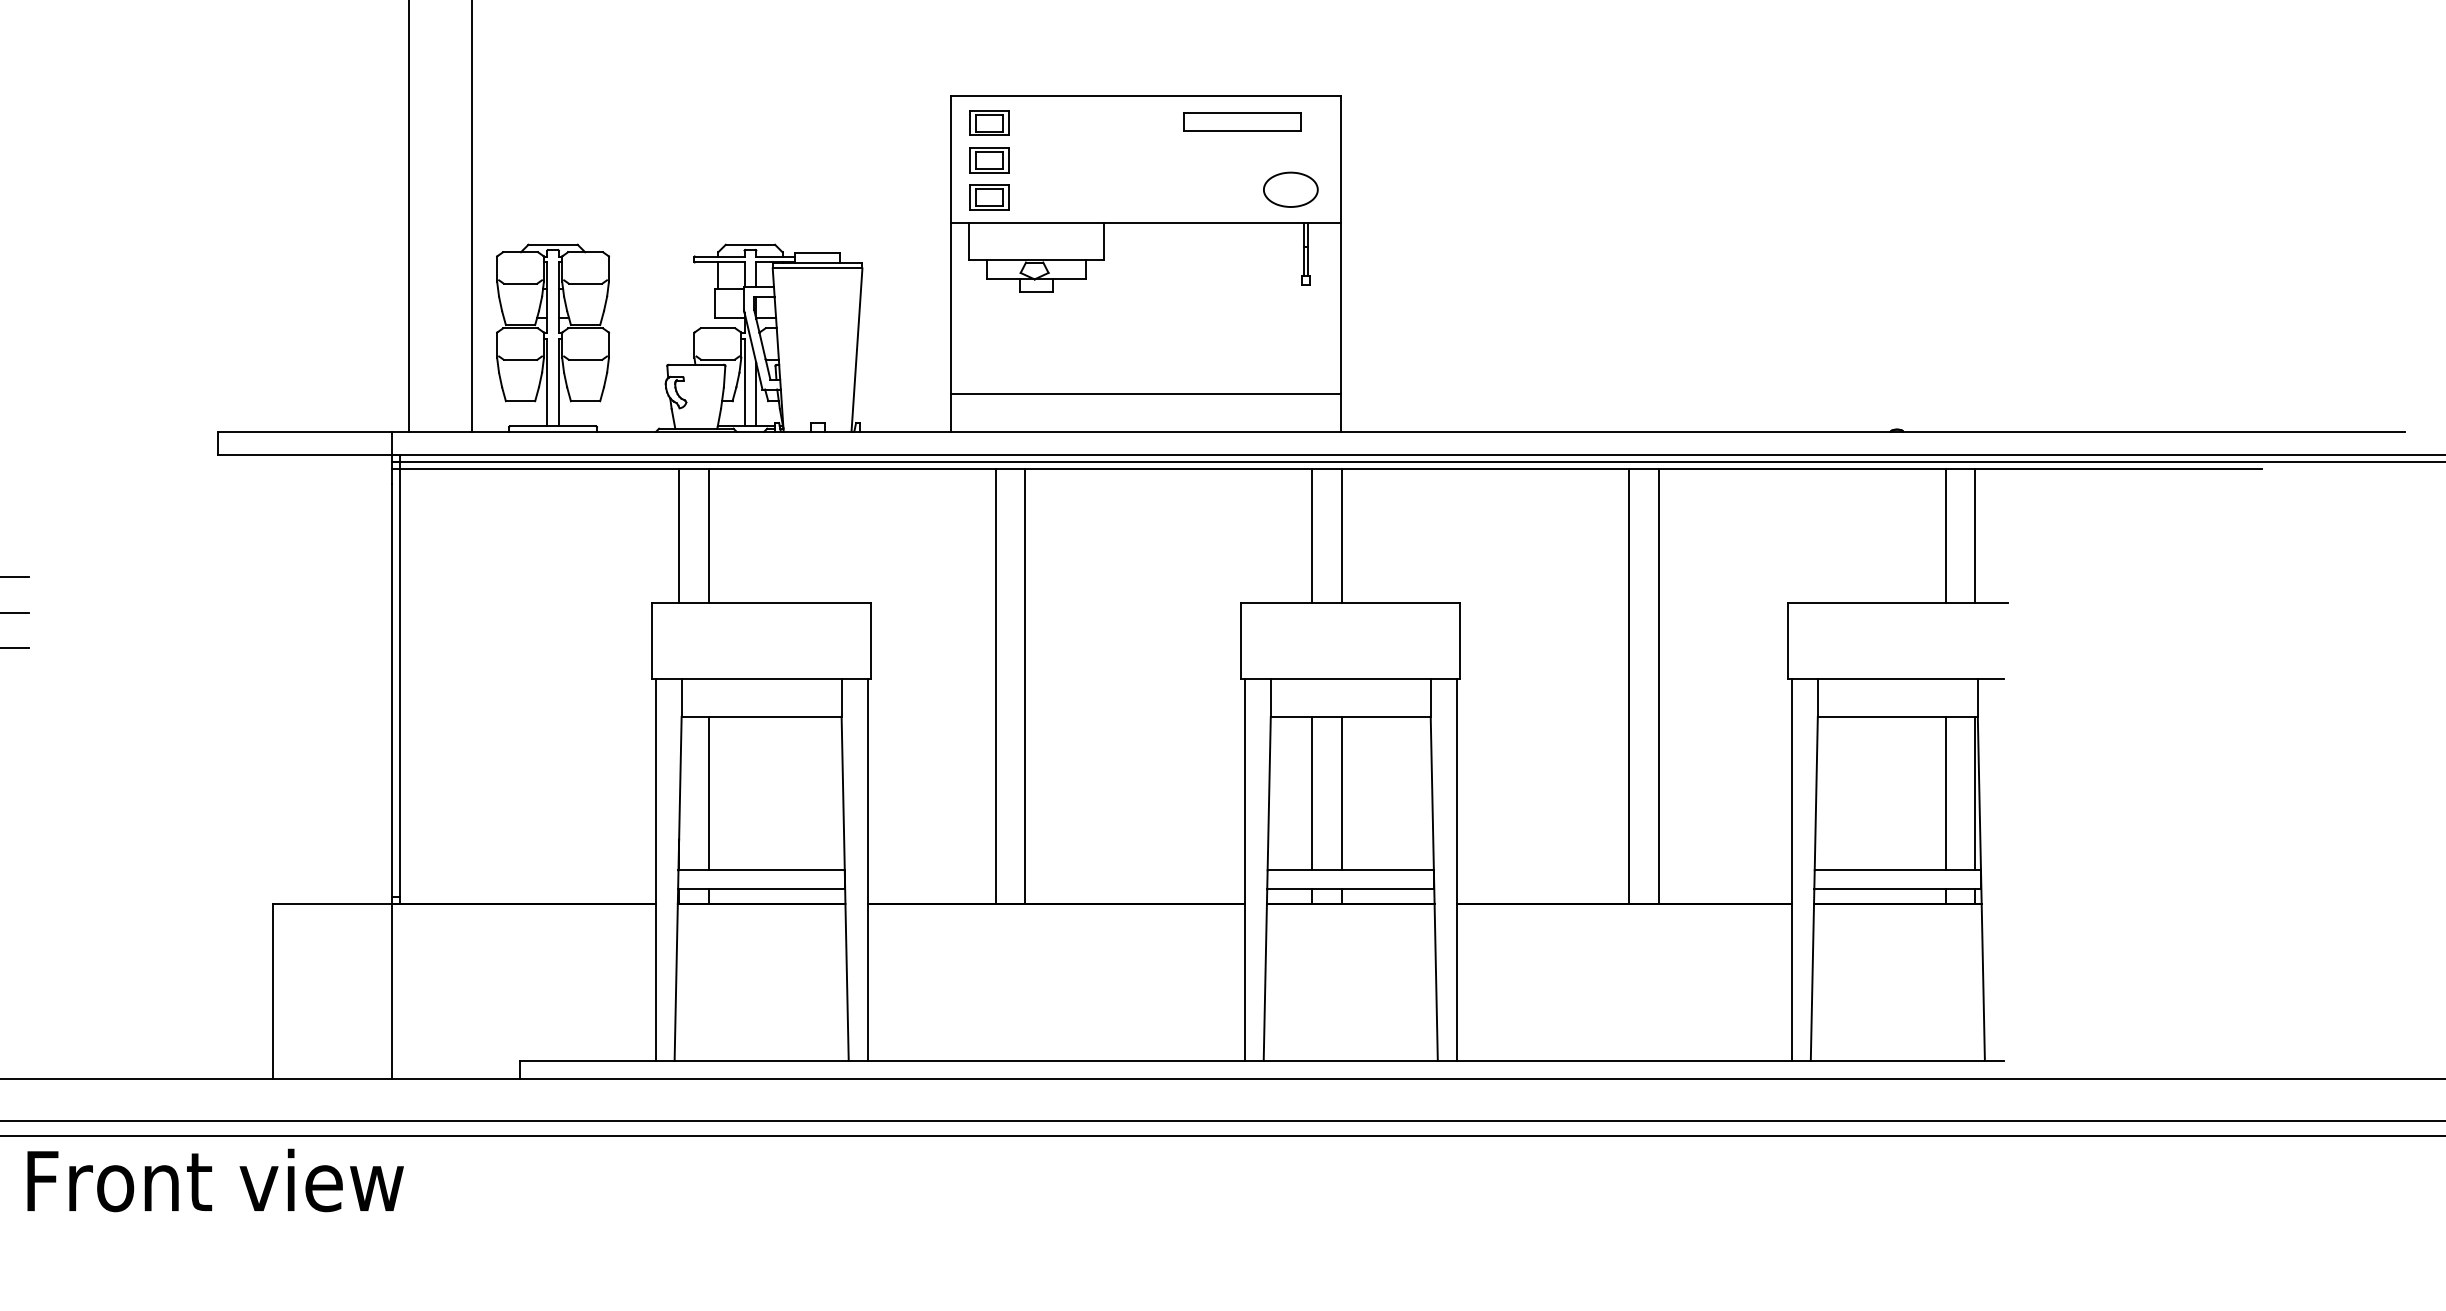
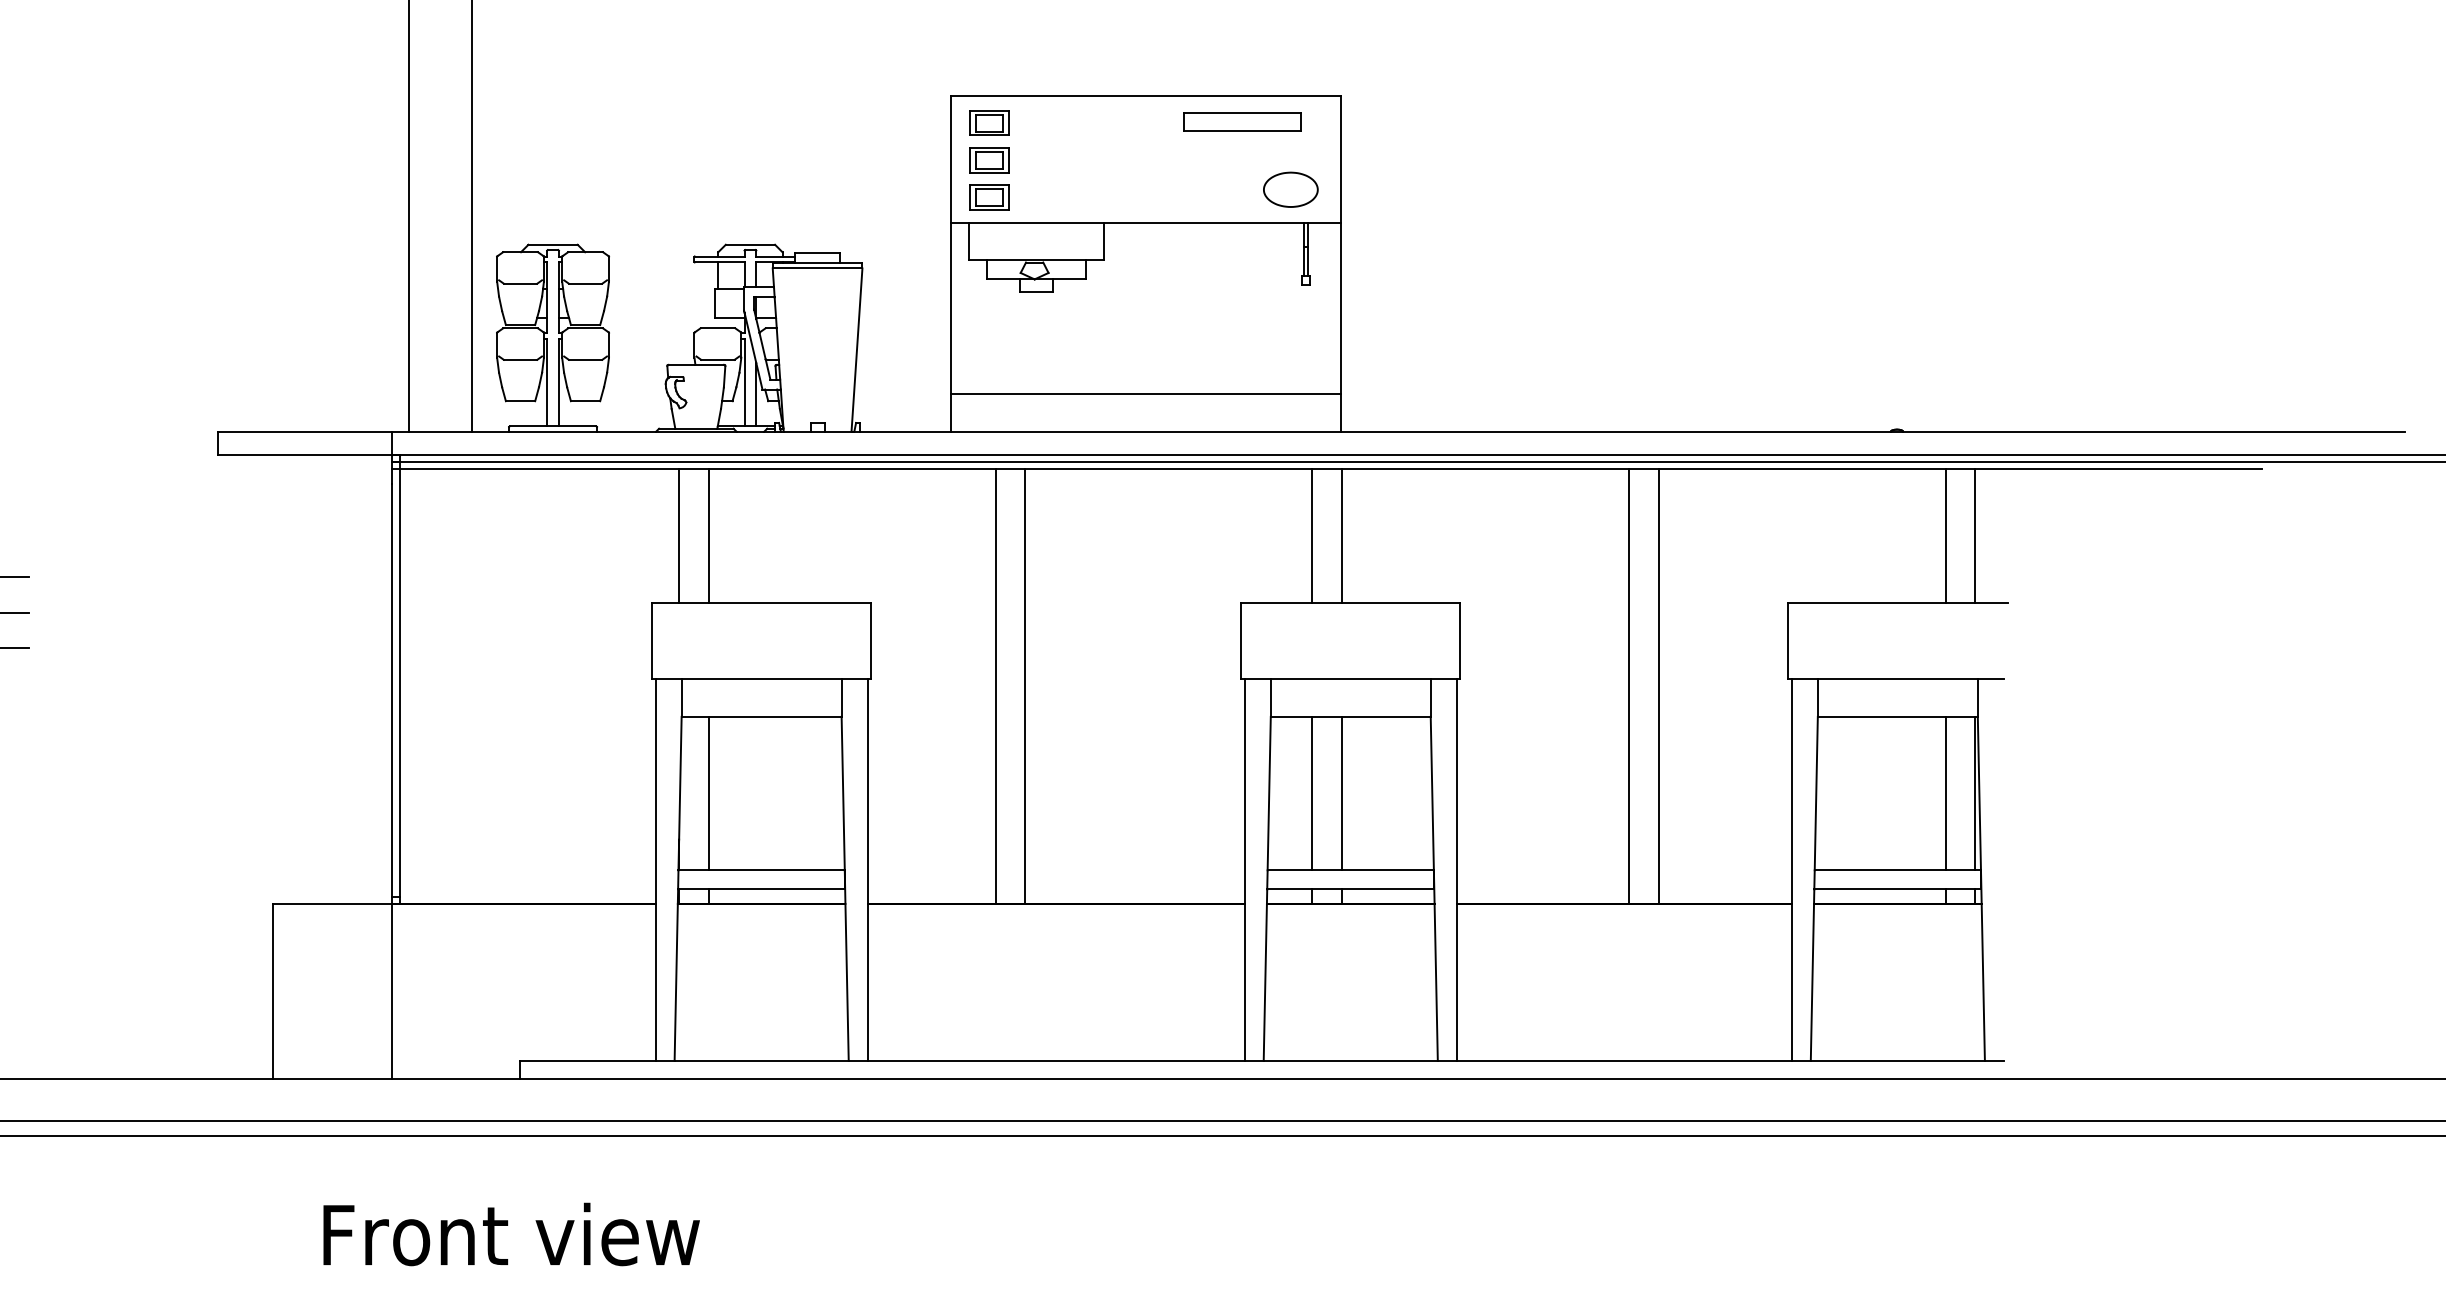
text position: (215, 1180) -> (511, 1234) (511, 1234)
